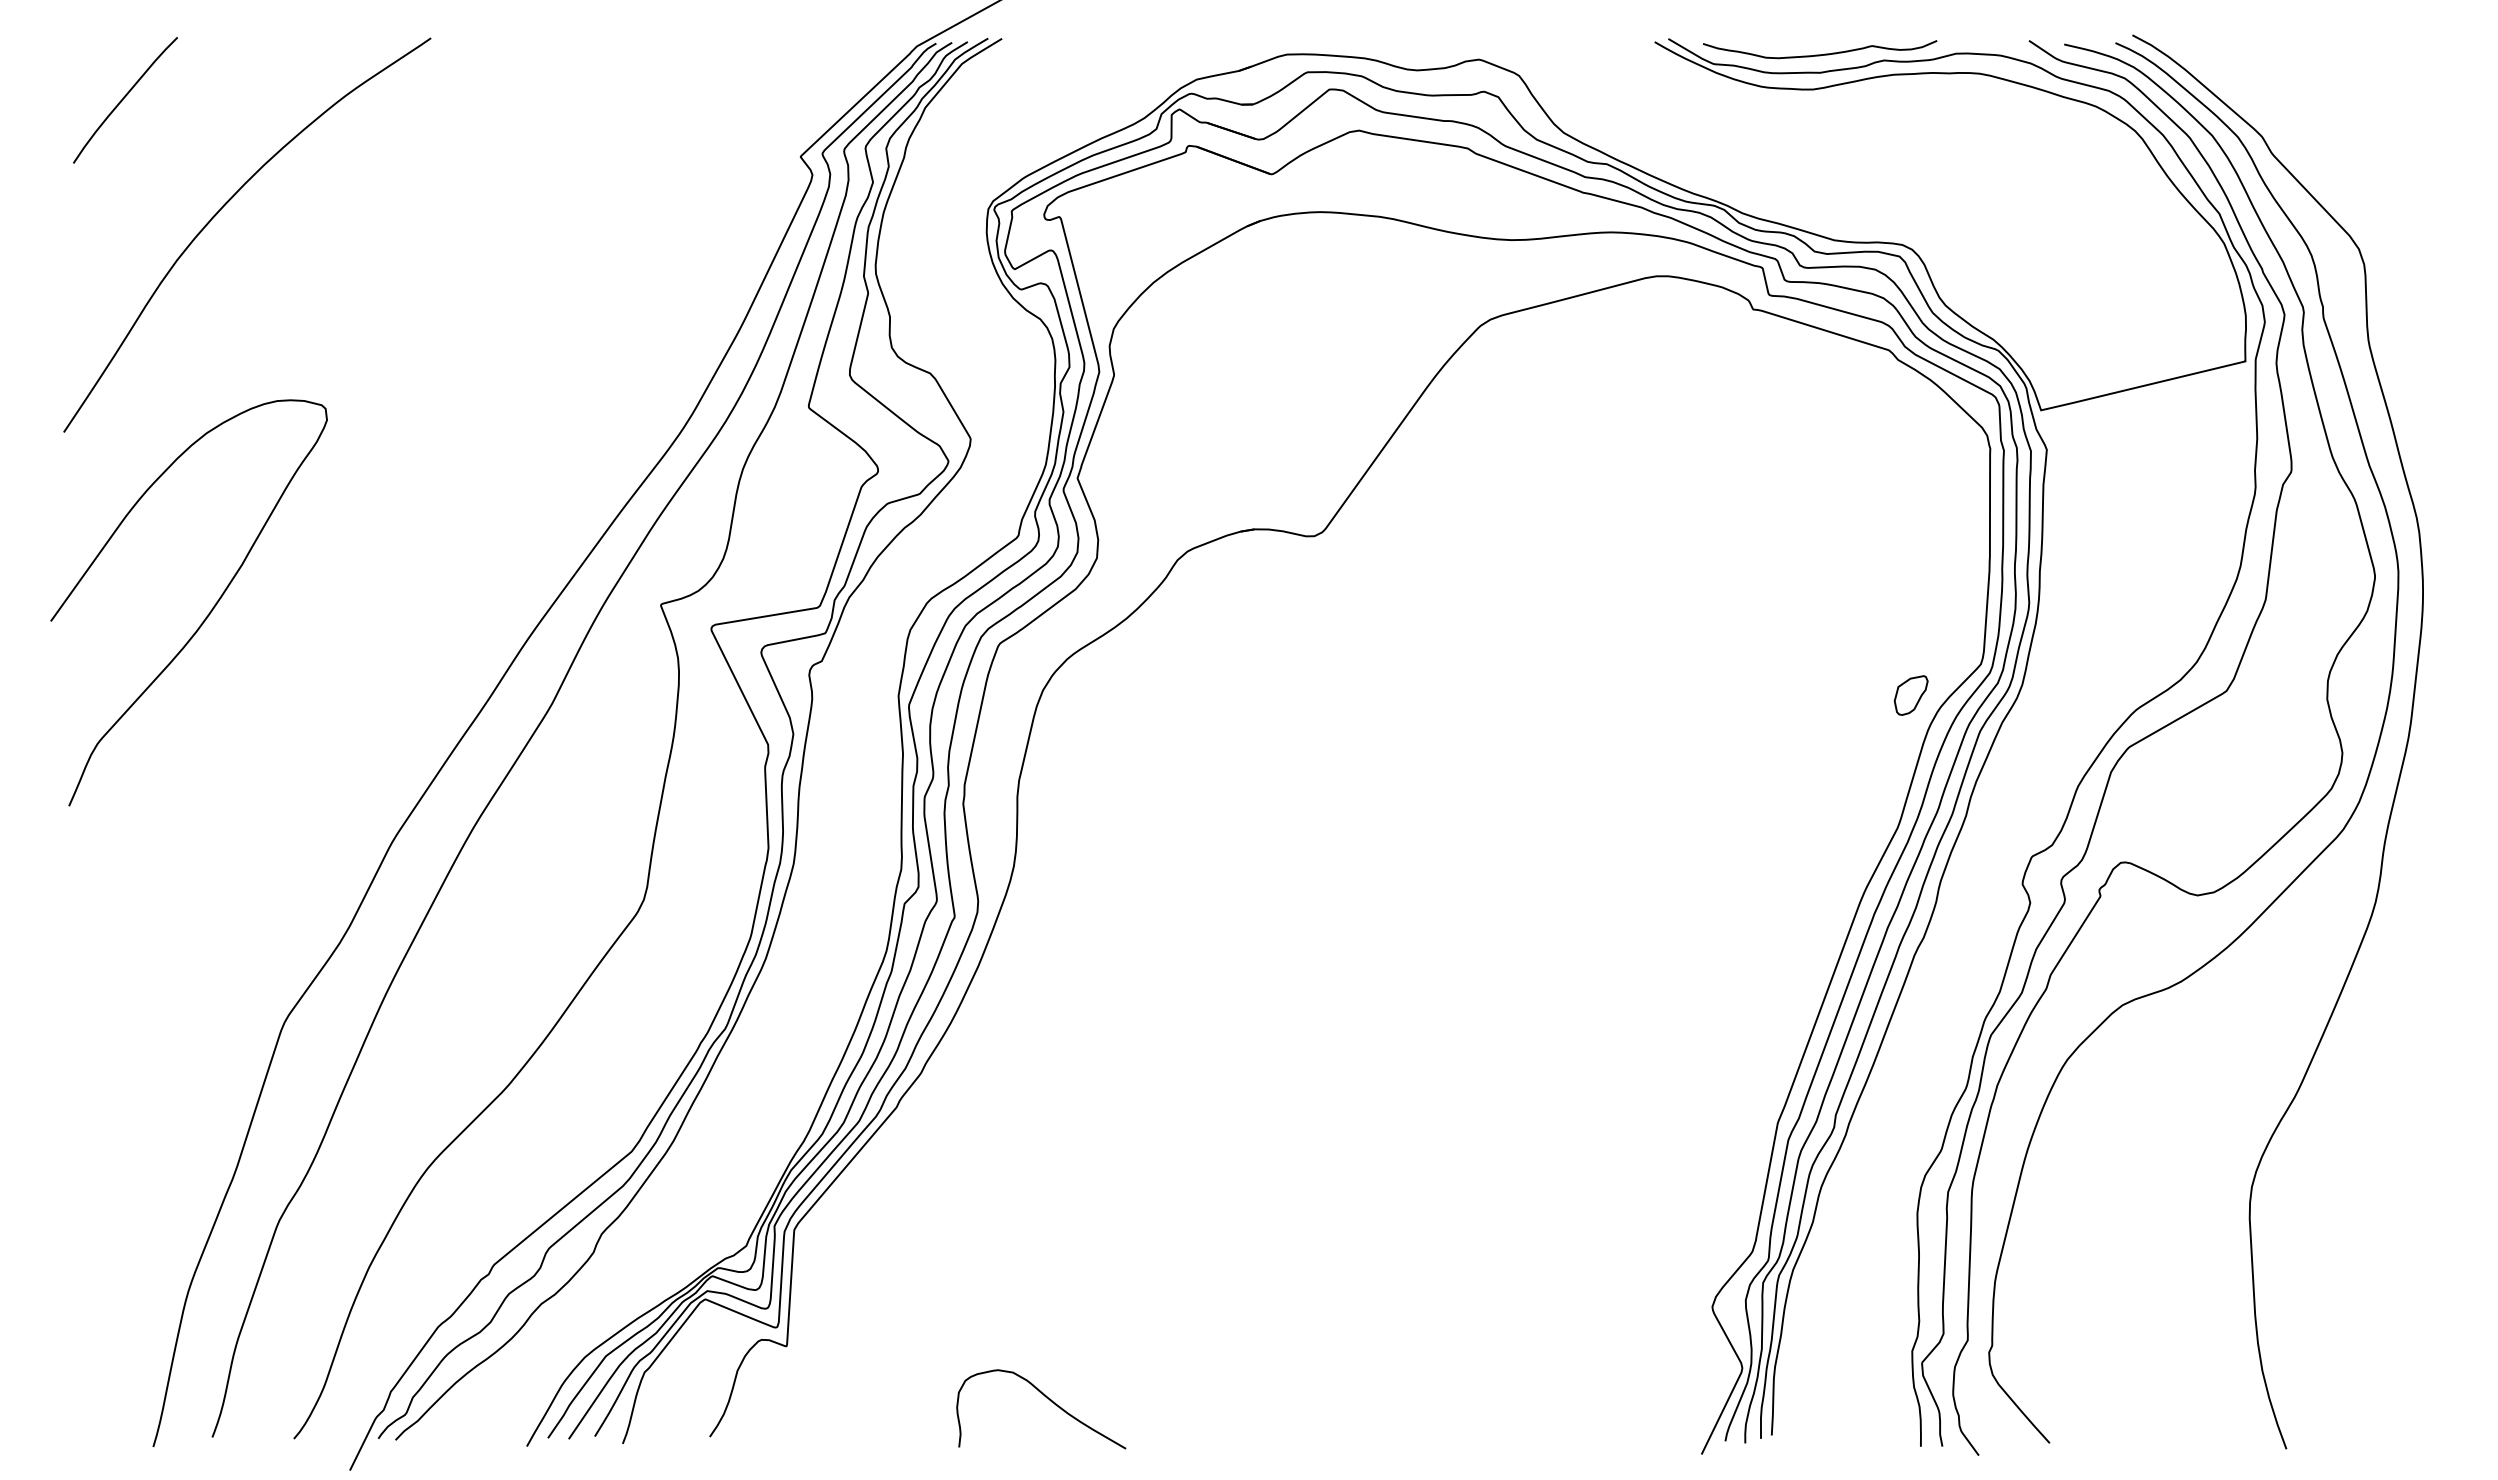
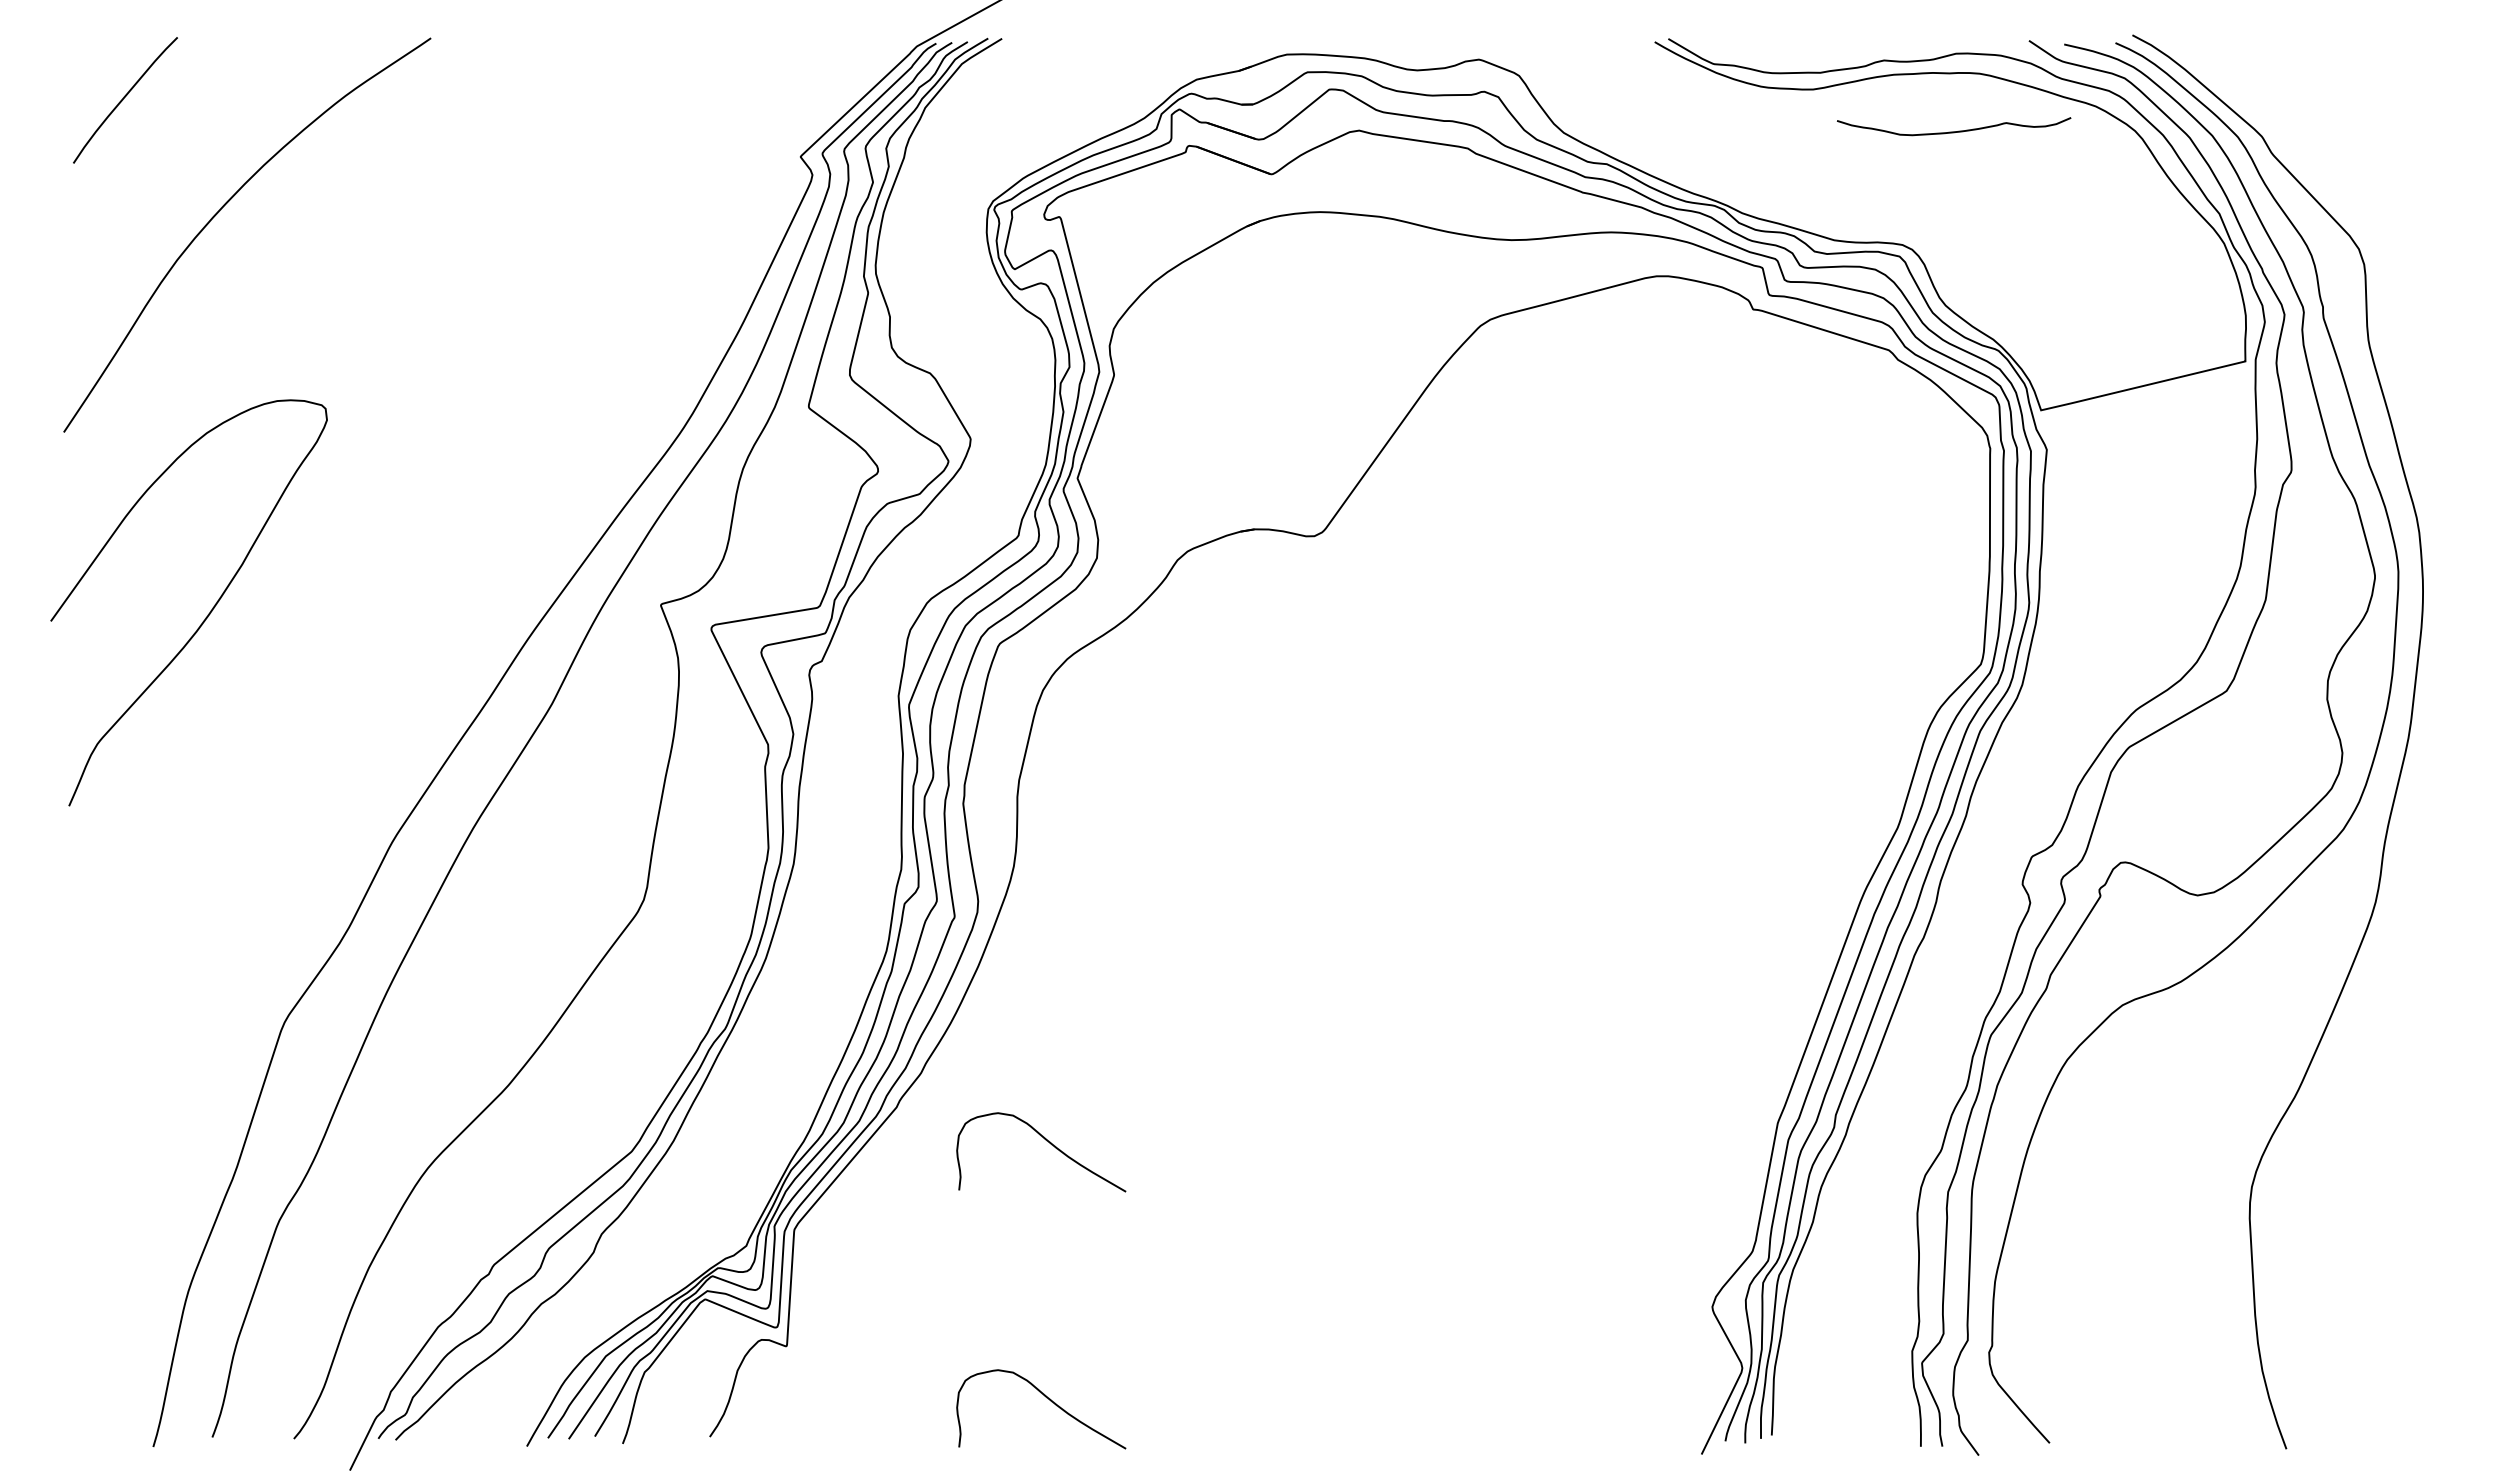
curve position: (1820, 54) -> (1954, 131) (1954, 131)
part: present -> none (1910, 695)
curve: none -> present (1049, 1143)
